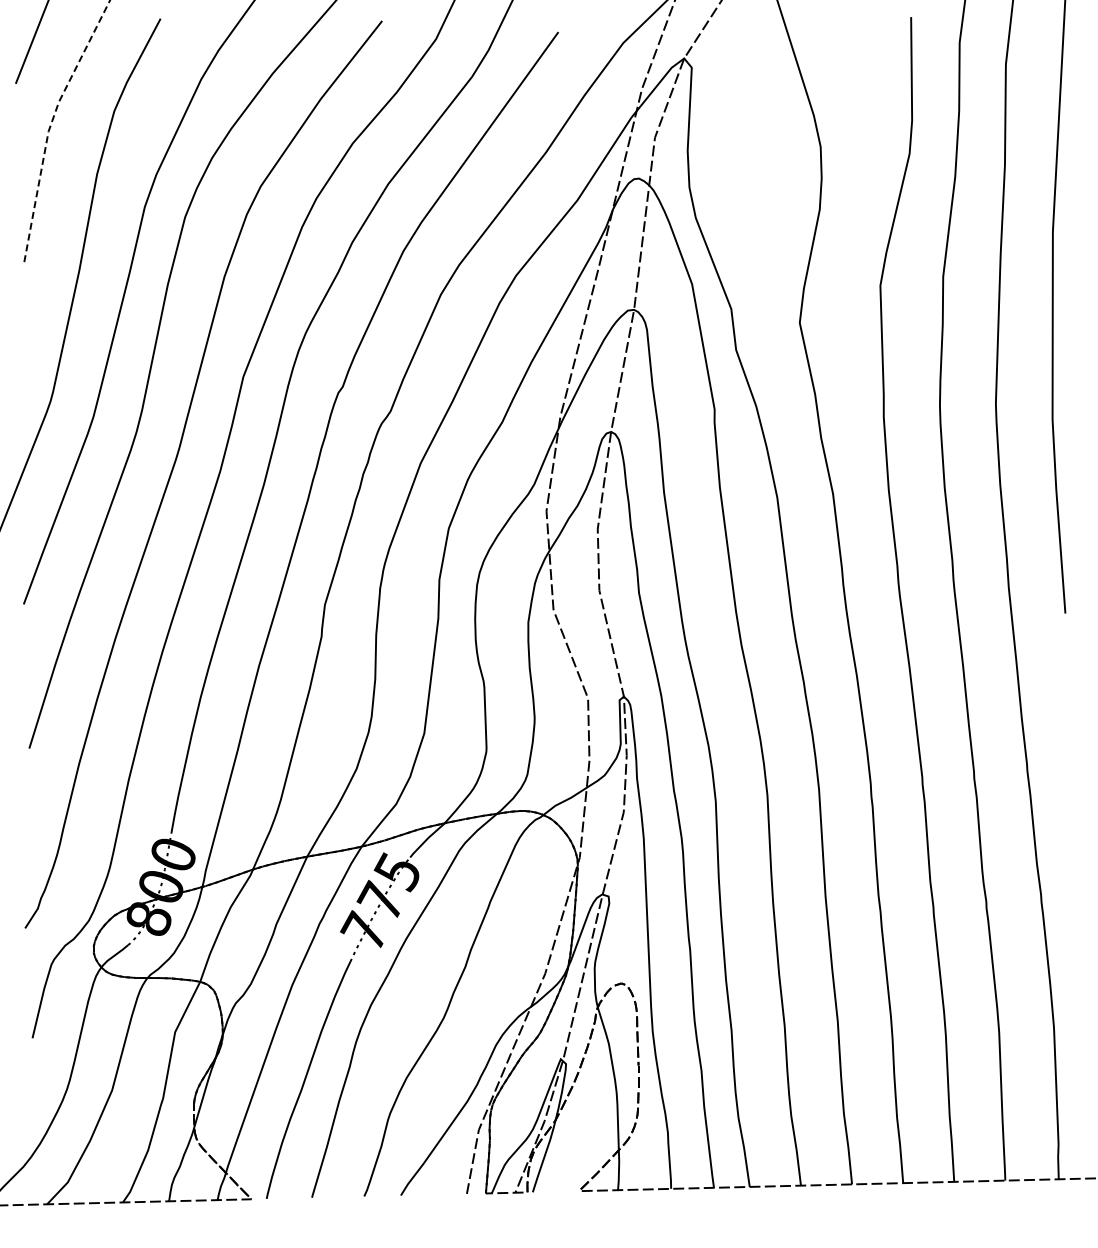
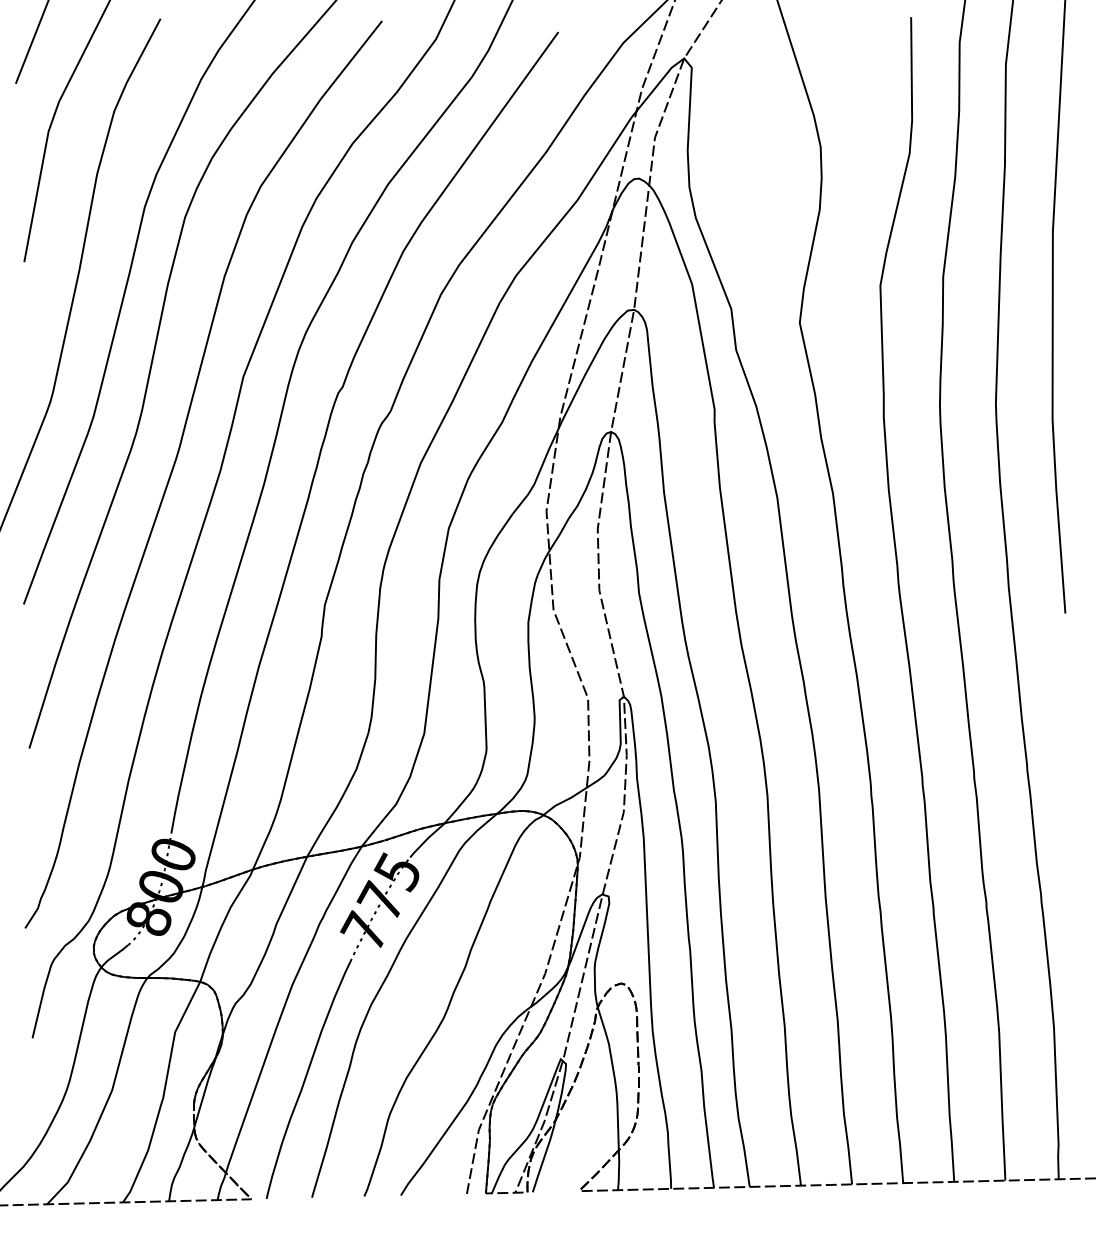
line: dashed -> solid (50, 124)
